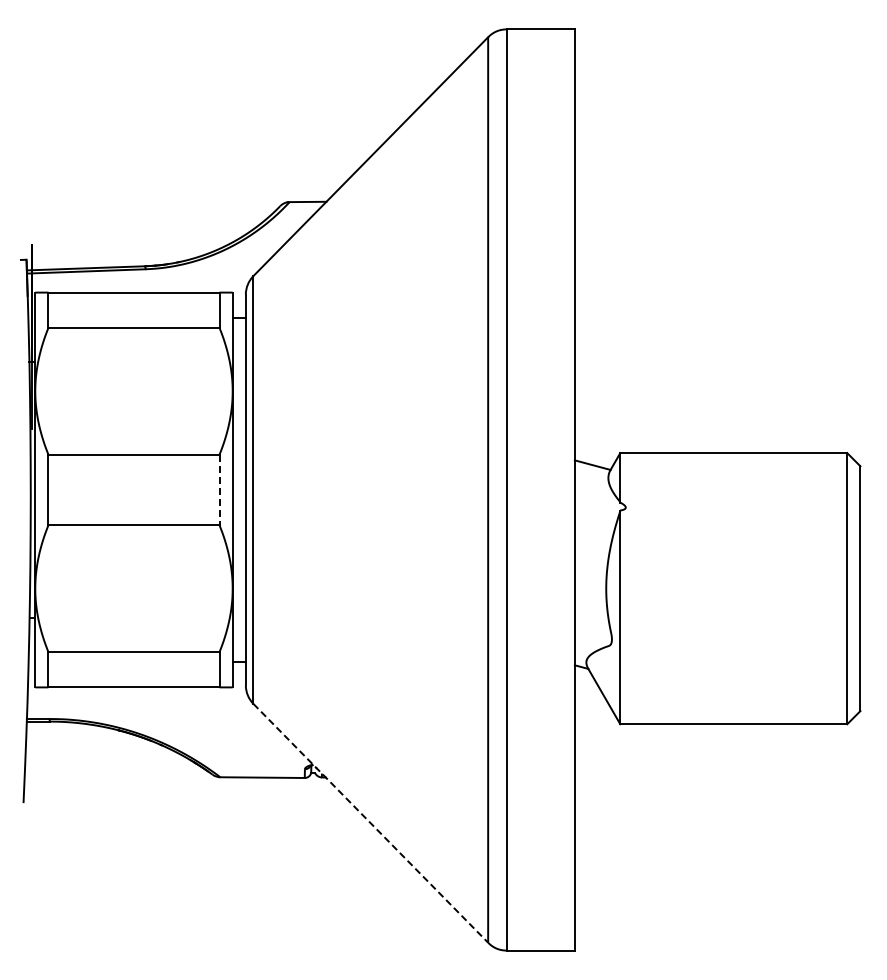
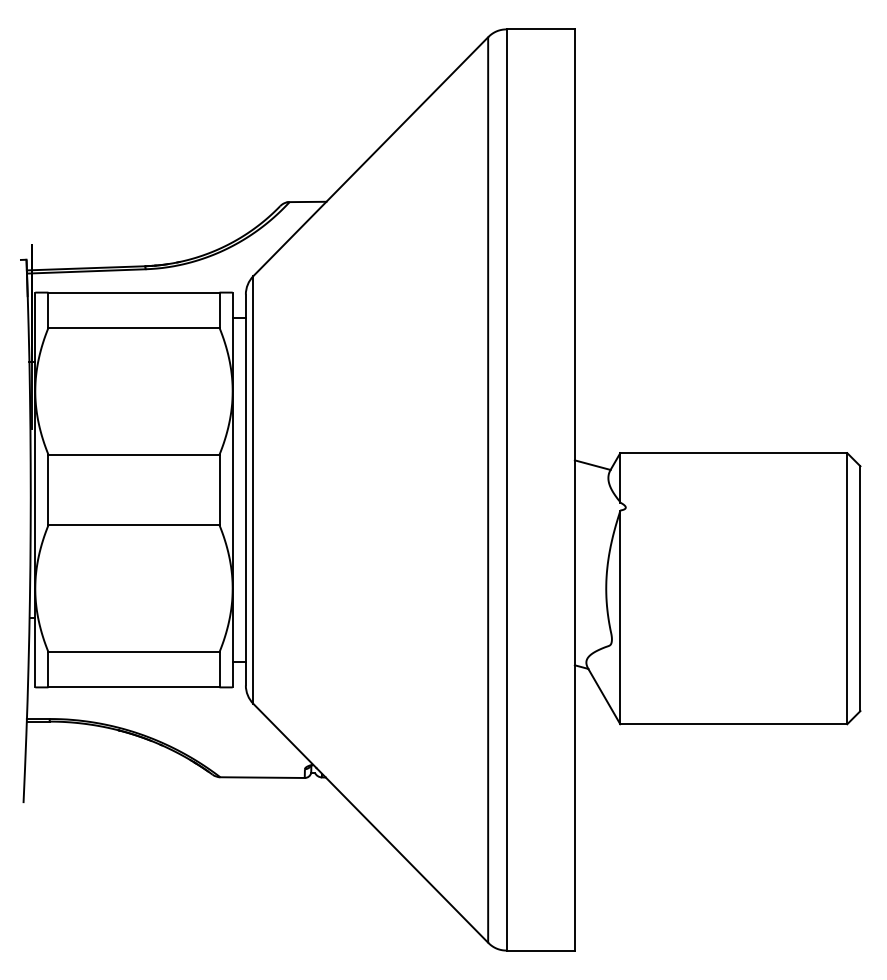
line: dashed -> solid (219, 490)
line: dashed -> solid (371, 823)
